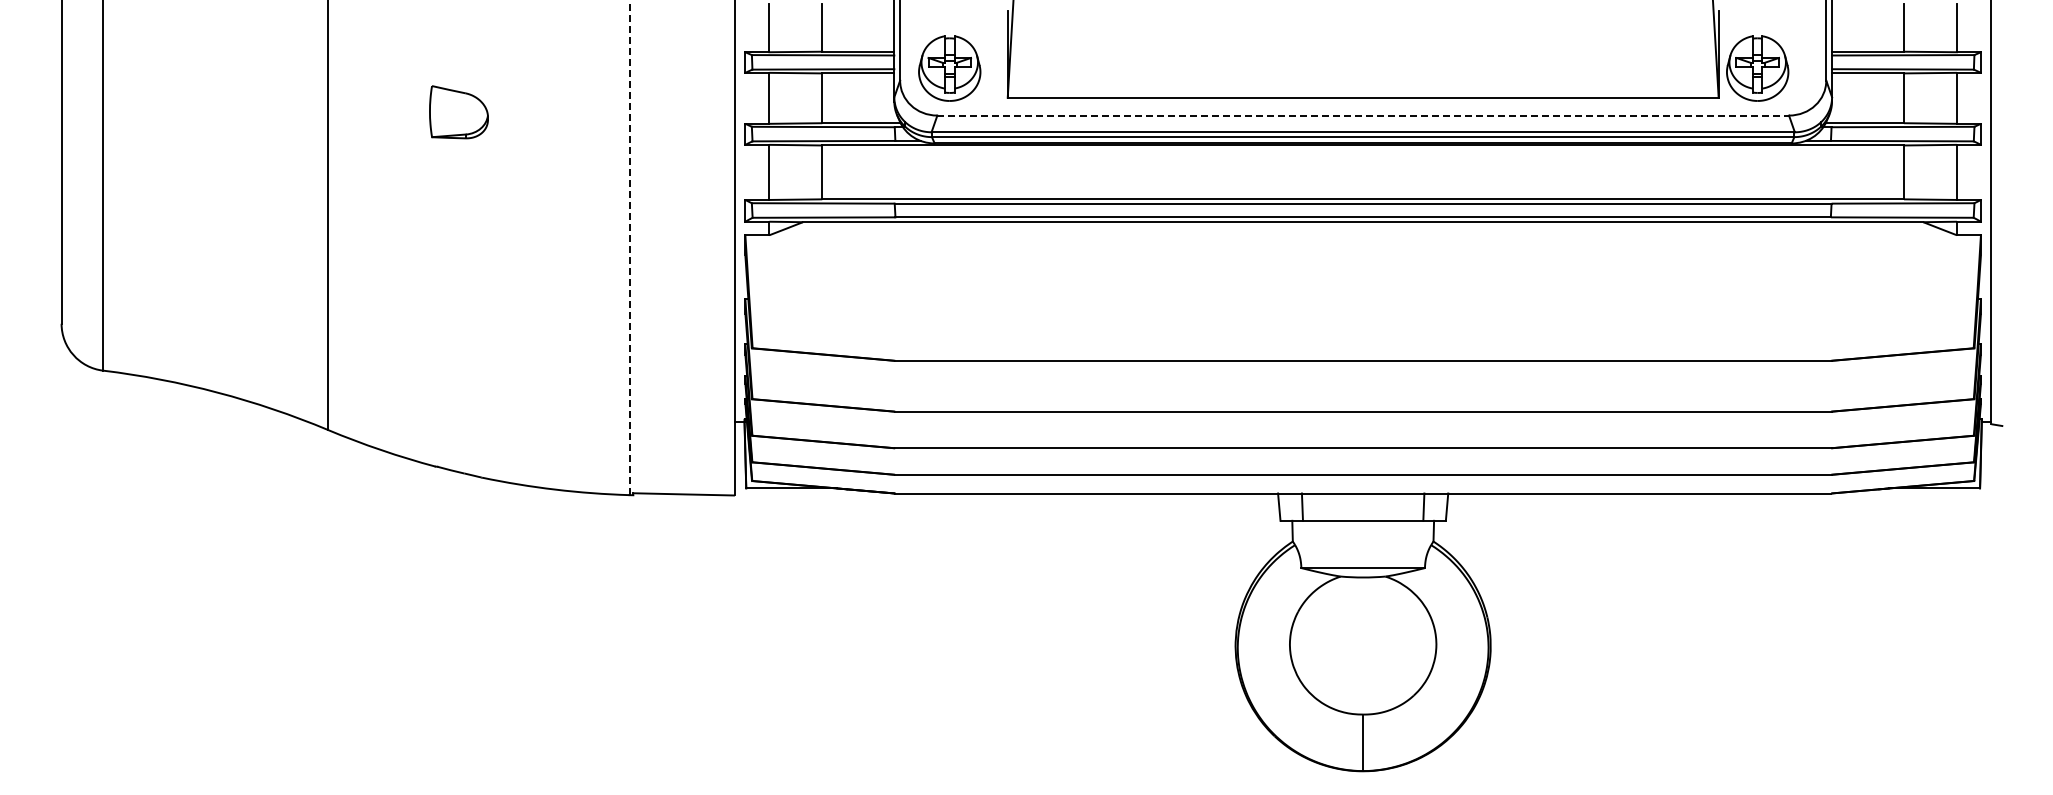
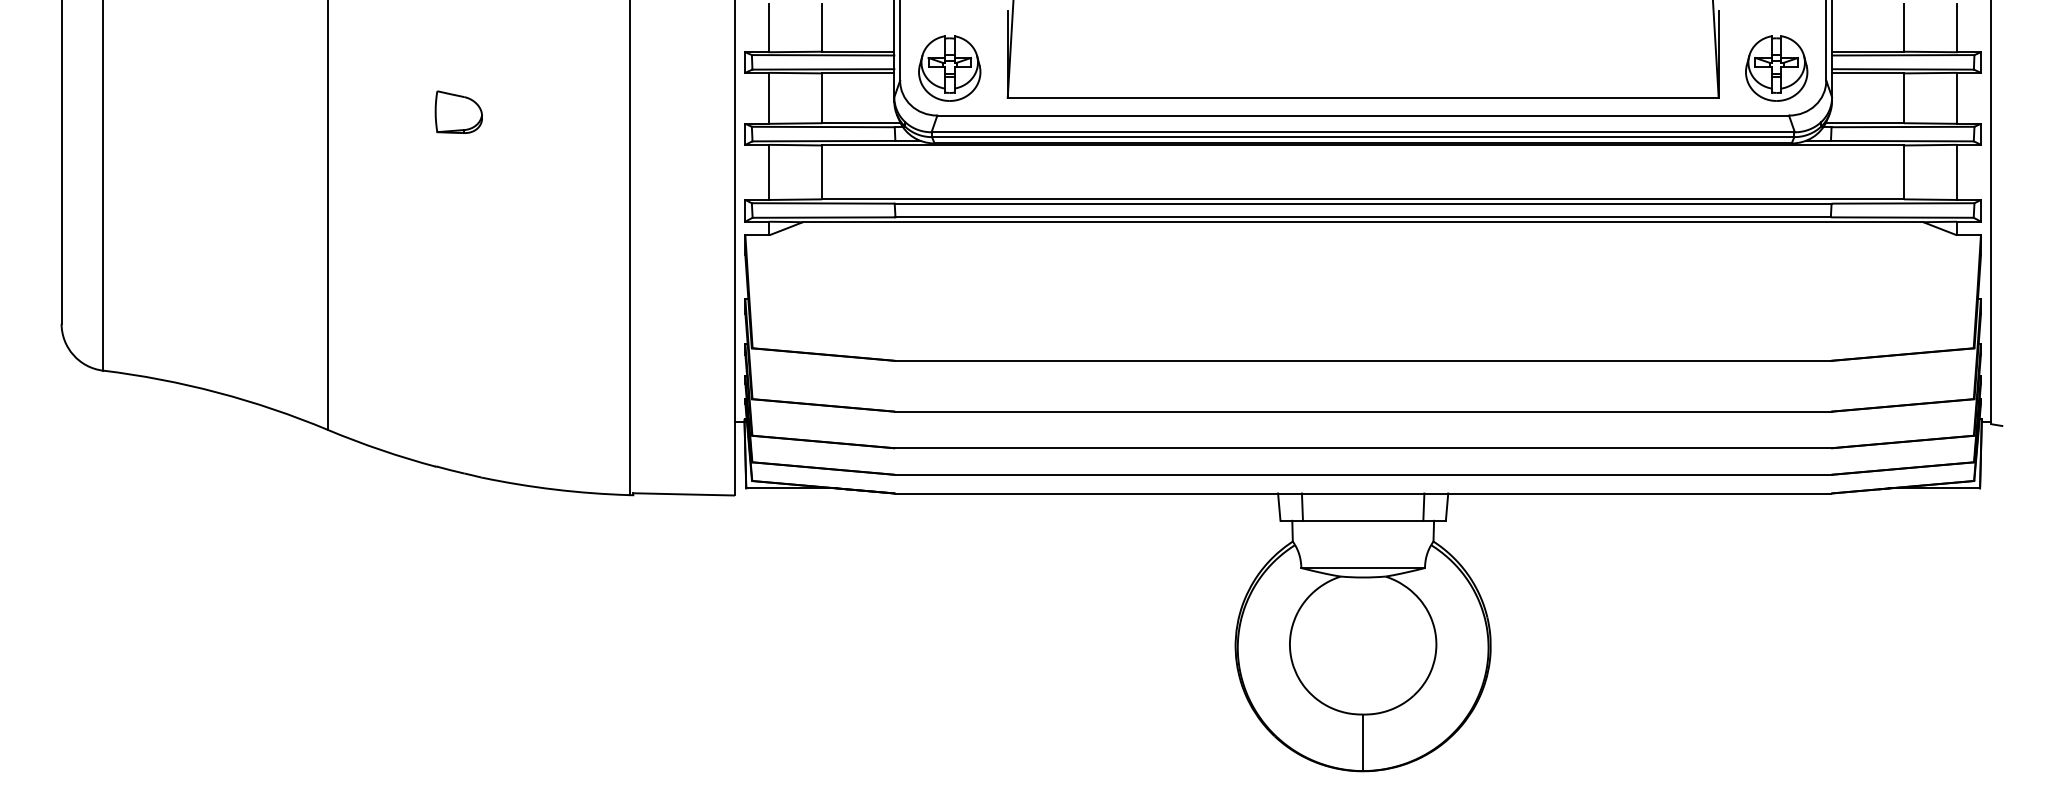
part position: (1757, 68) -> (1776, 68) (1776, 68)
part size: 60x55 px -> 49x44 px (458, 111)
line: dashed -> solid (1363, 115)
line: dashed -> solid (629, 247)
